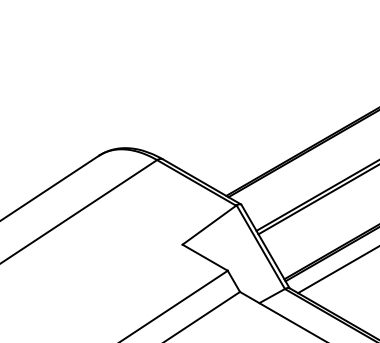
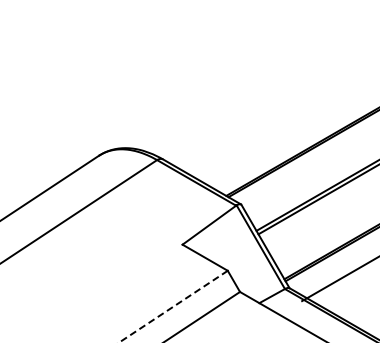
line position: (337, 270) -> (339, 279) (339, 279)
line: solid -> dashed (173, 306)
